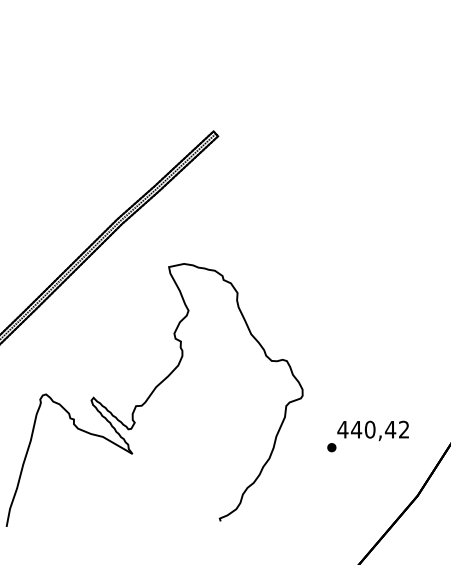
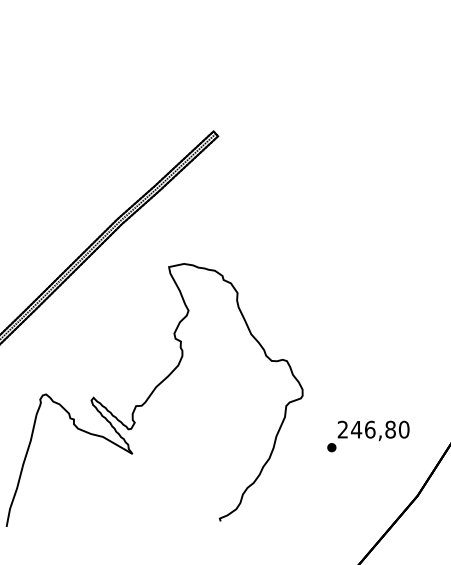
text: 440,42 -> 246,80 (373, 429)
